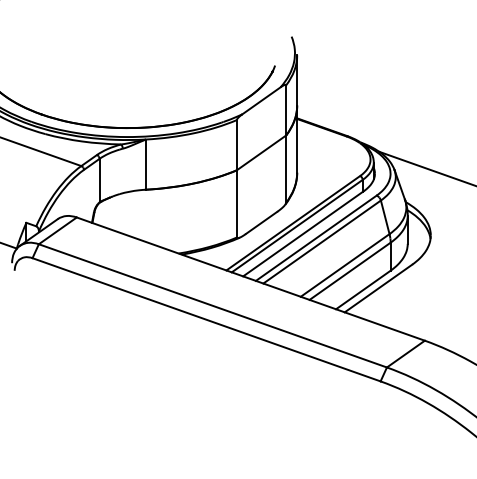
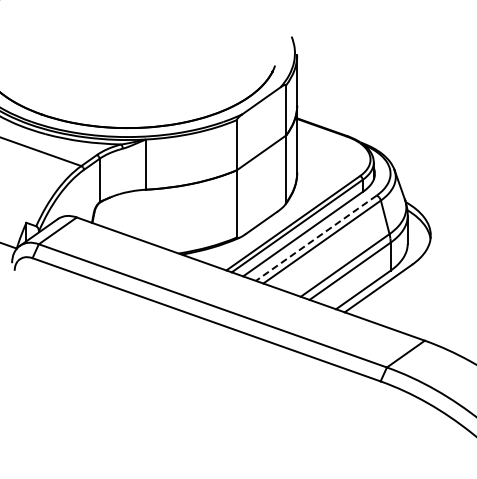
line: present -> none (426, 168)
line: solid -> dashed (316, 238)
